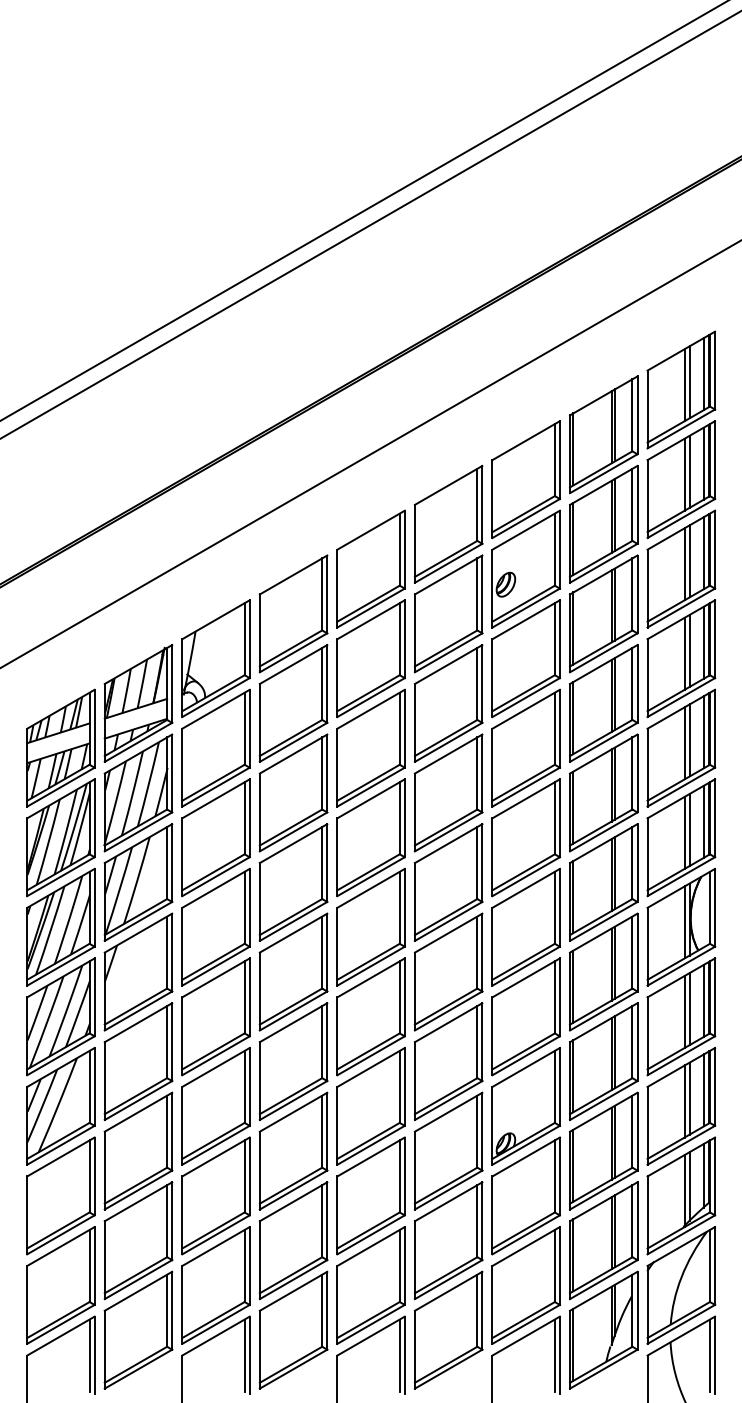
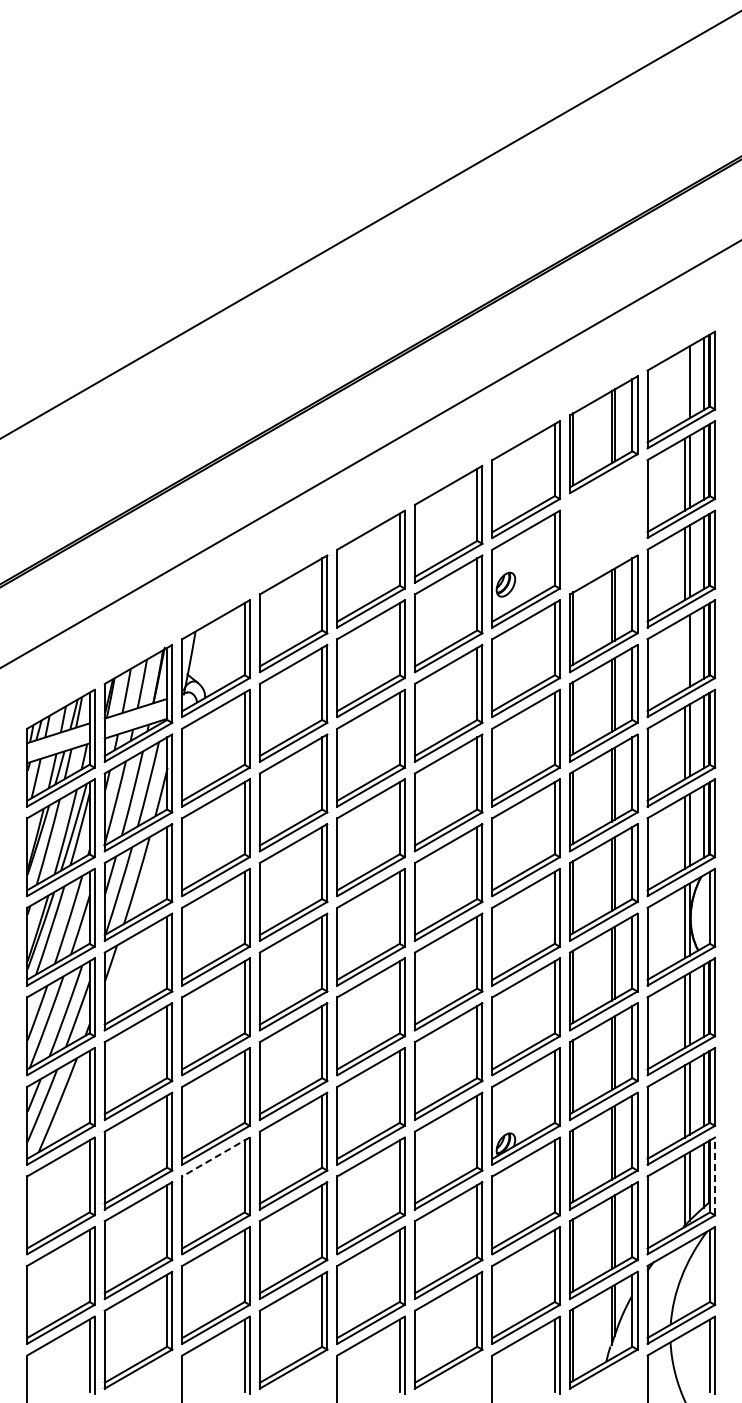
line: present -> none (363, 210)
line: present -> none (684, 385)
part: present -> none (603, 523)
line: present -> none (684, 653)
line: solid -> dashed (216, 1156)
line: solid -> dashed (715, 1176)
